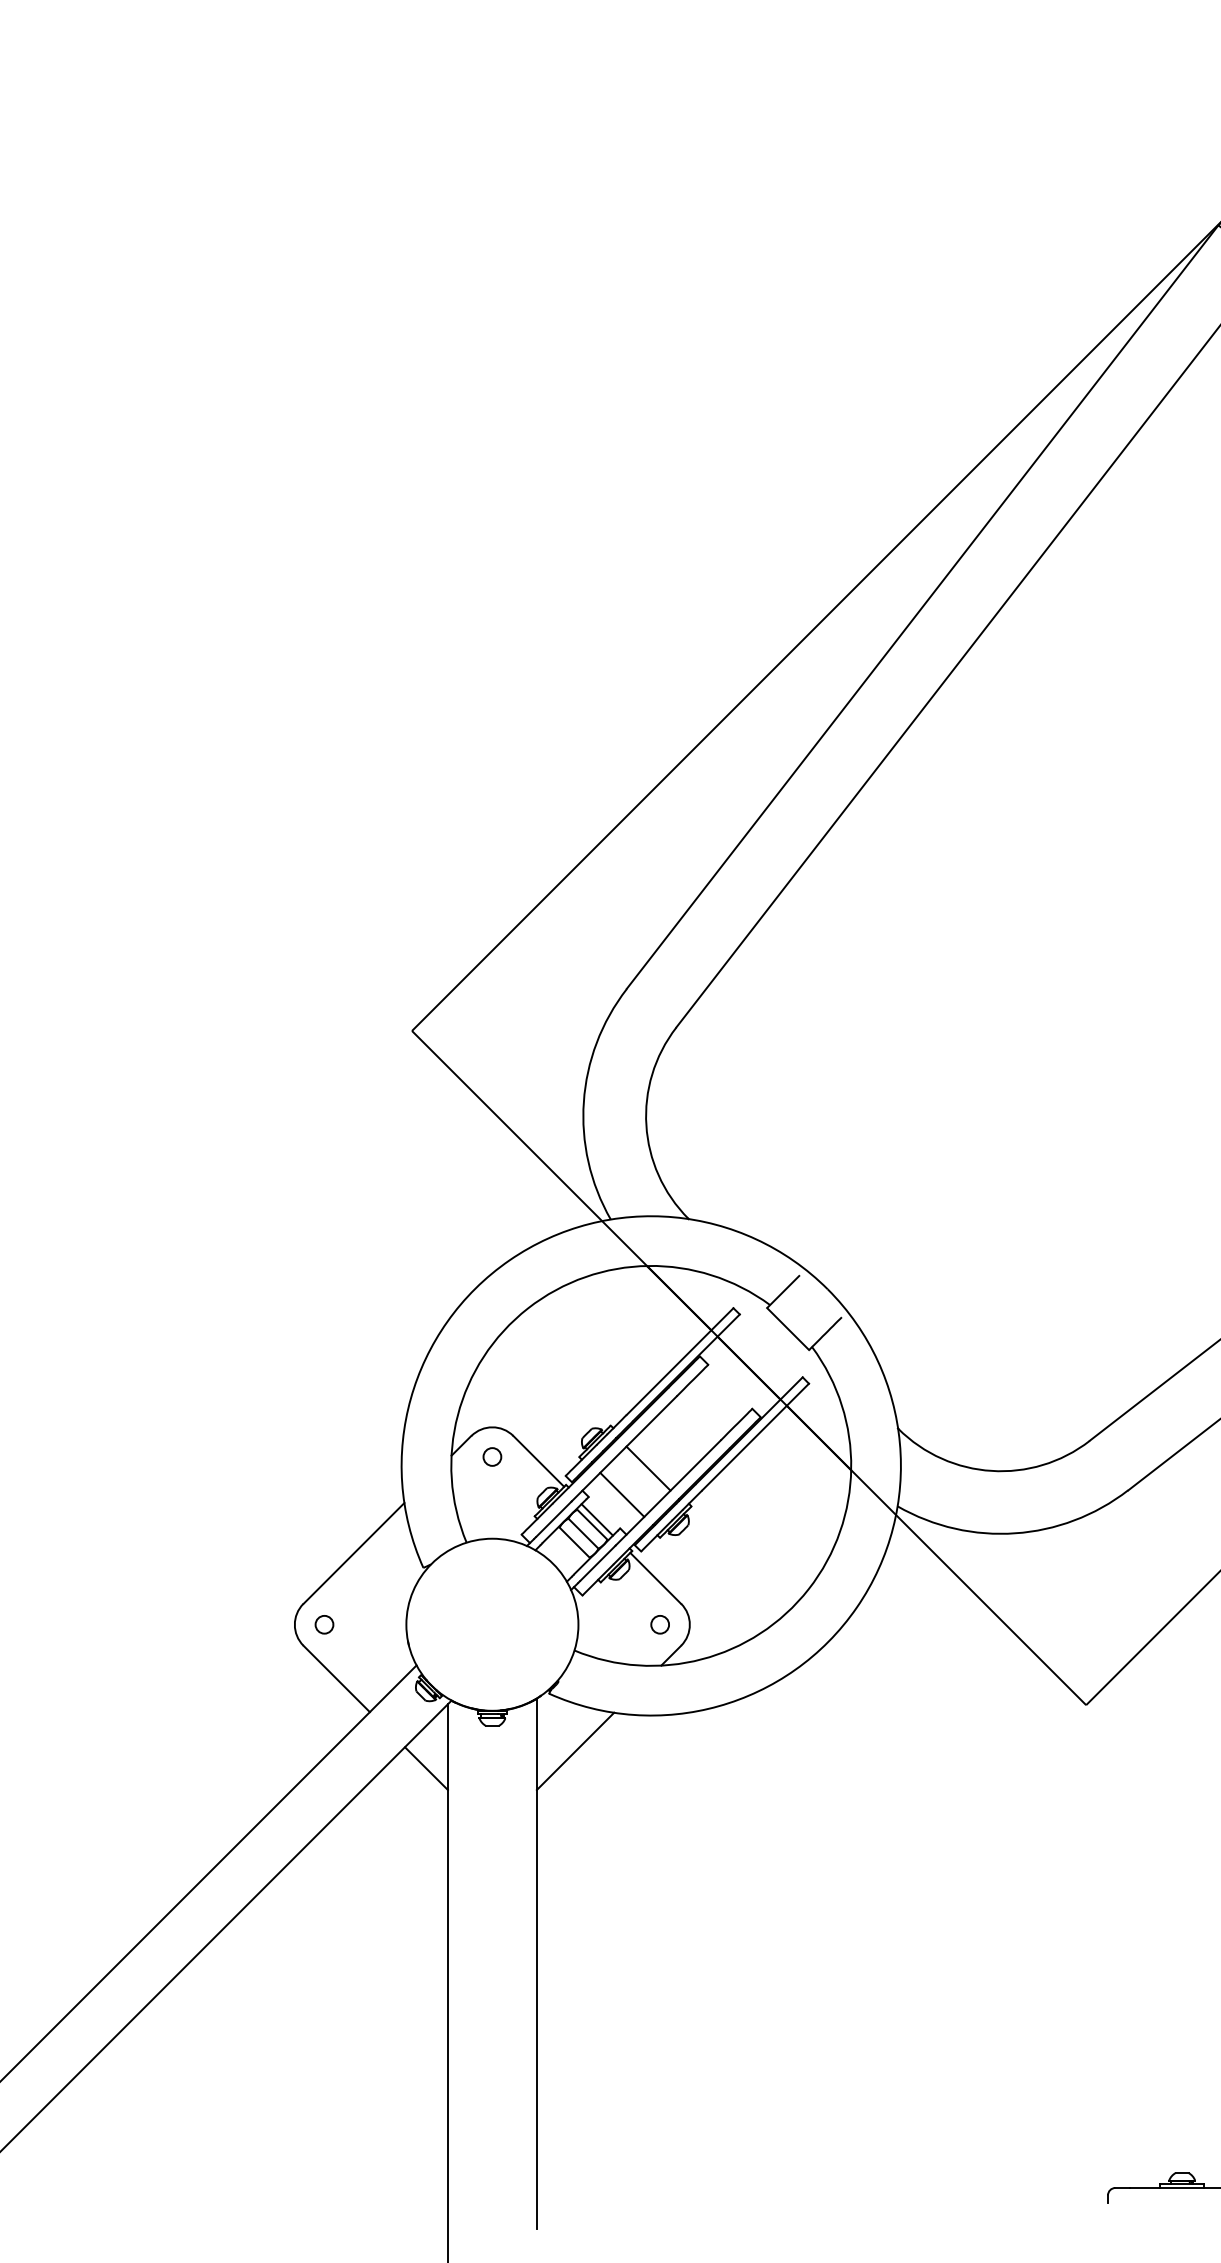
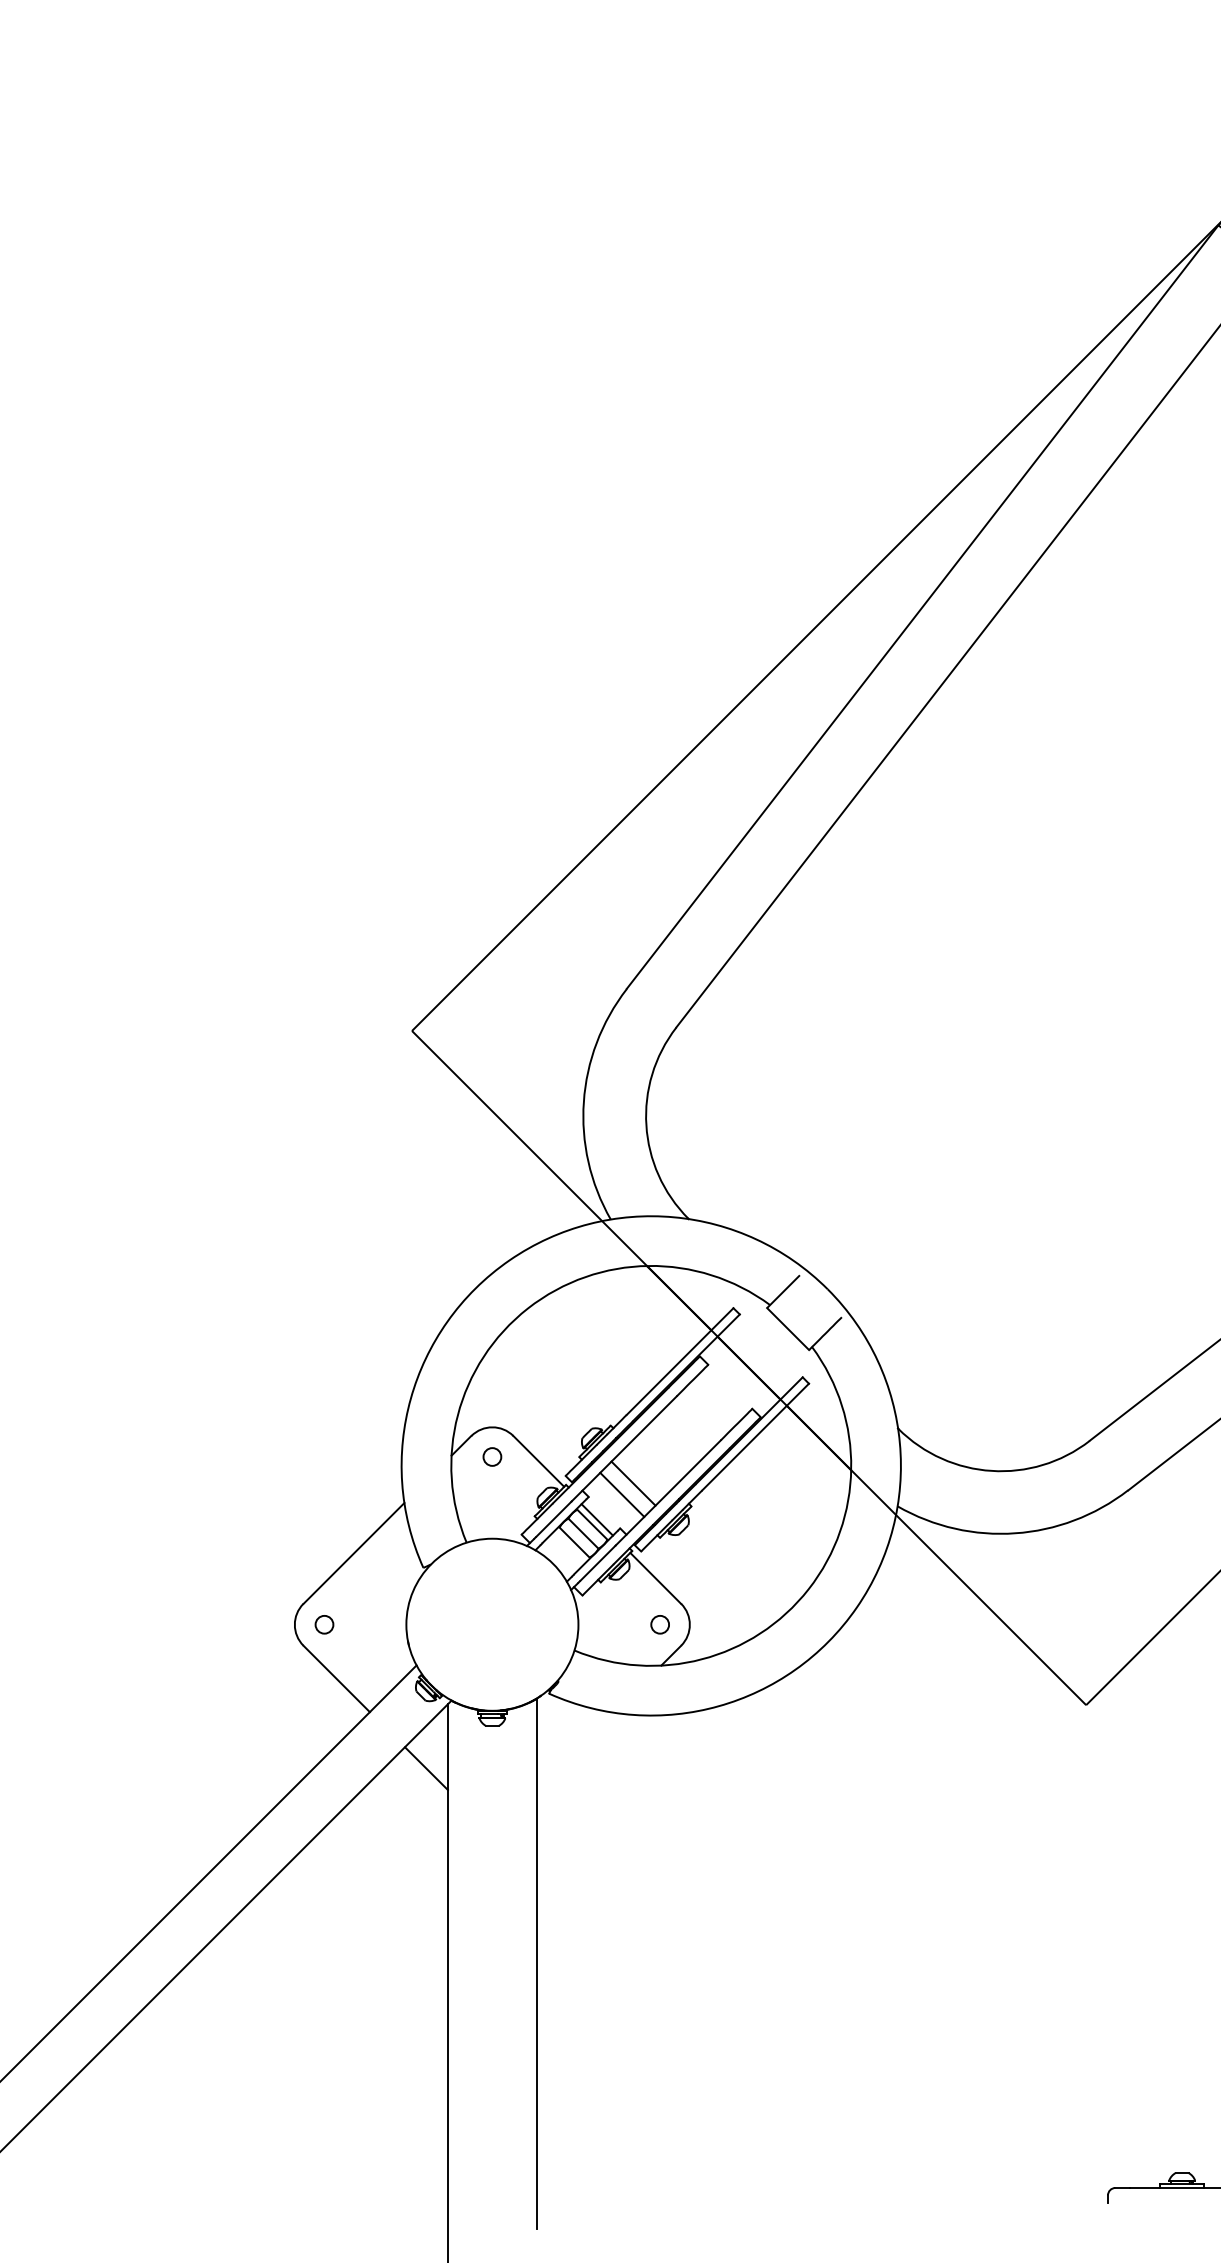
line position: (648, 1468) -> (633, 1483) (633, 1483)
line: present -> none (575, 1751)
